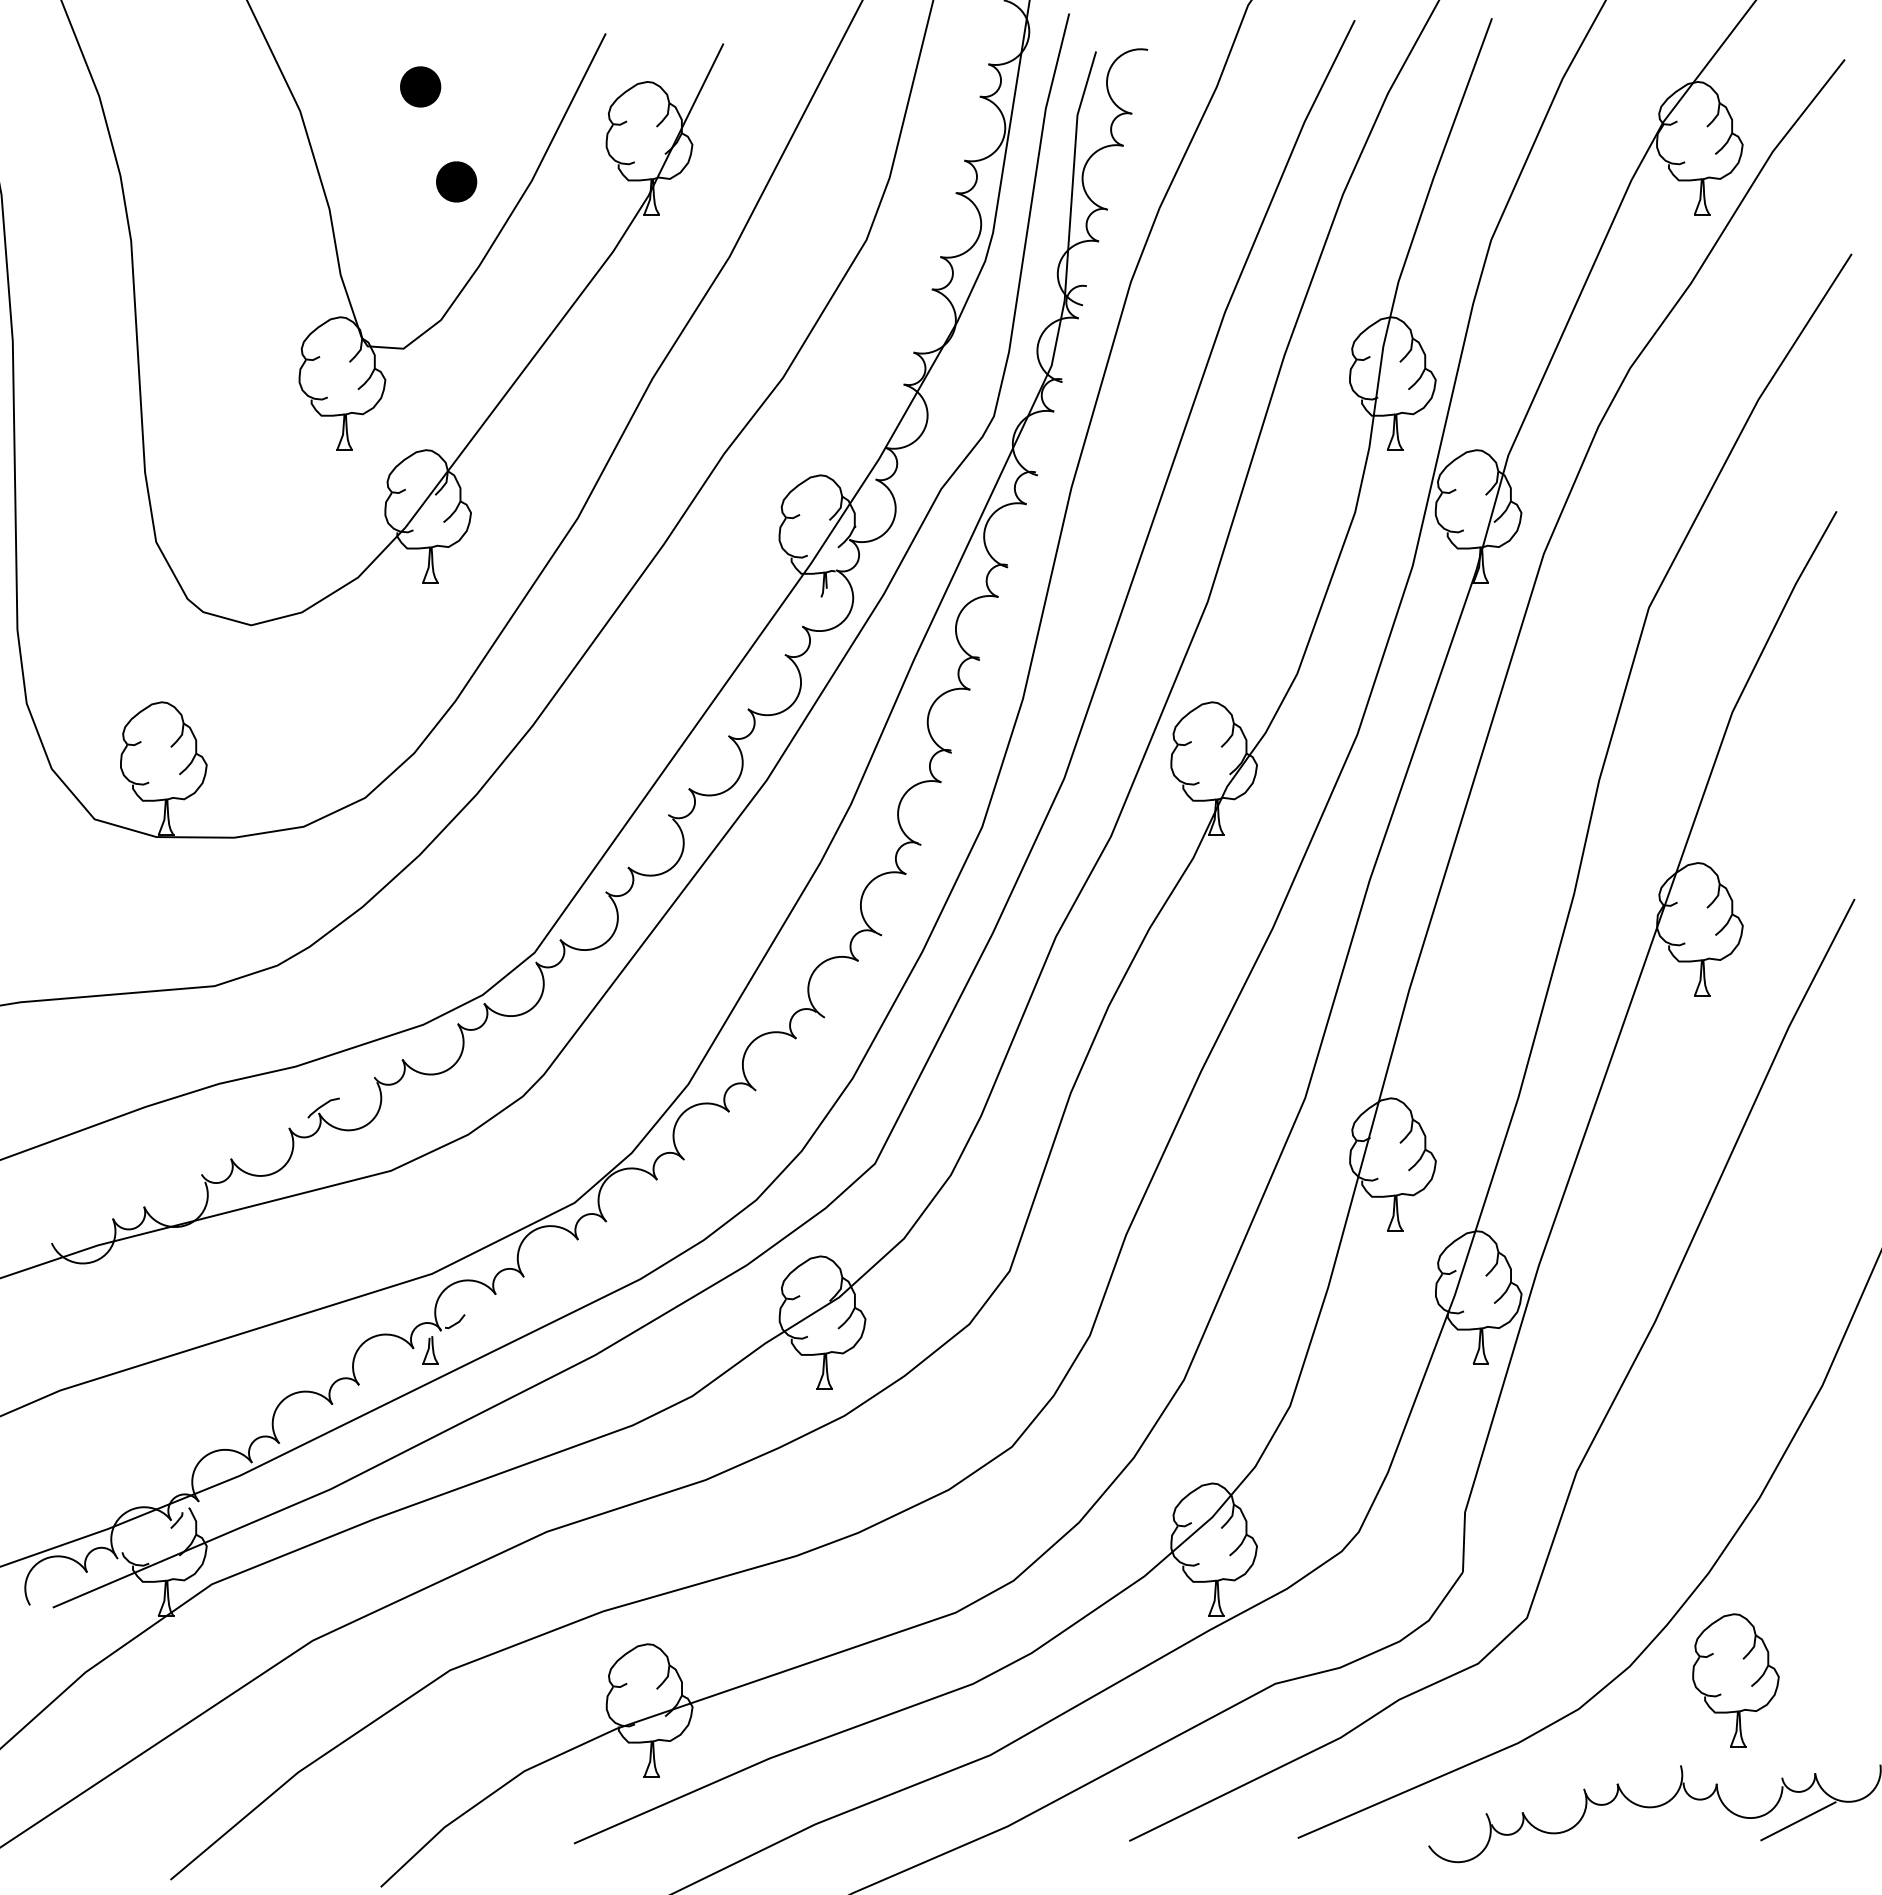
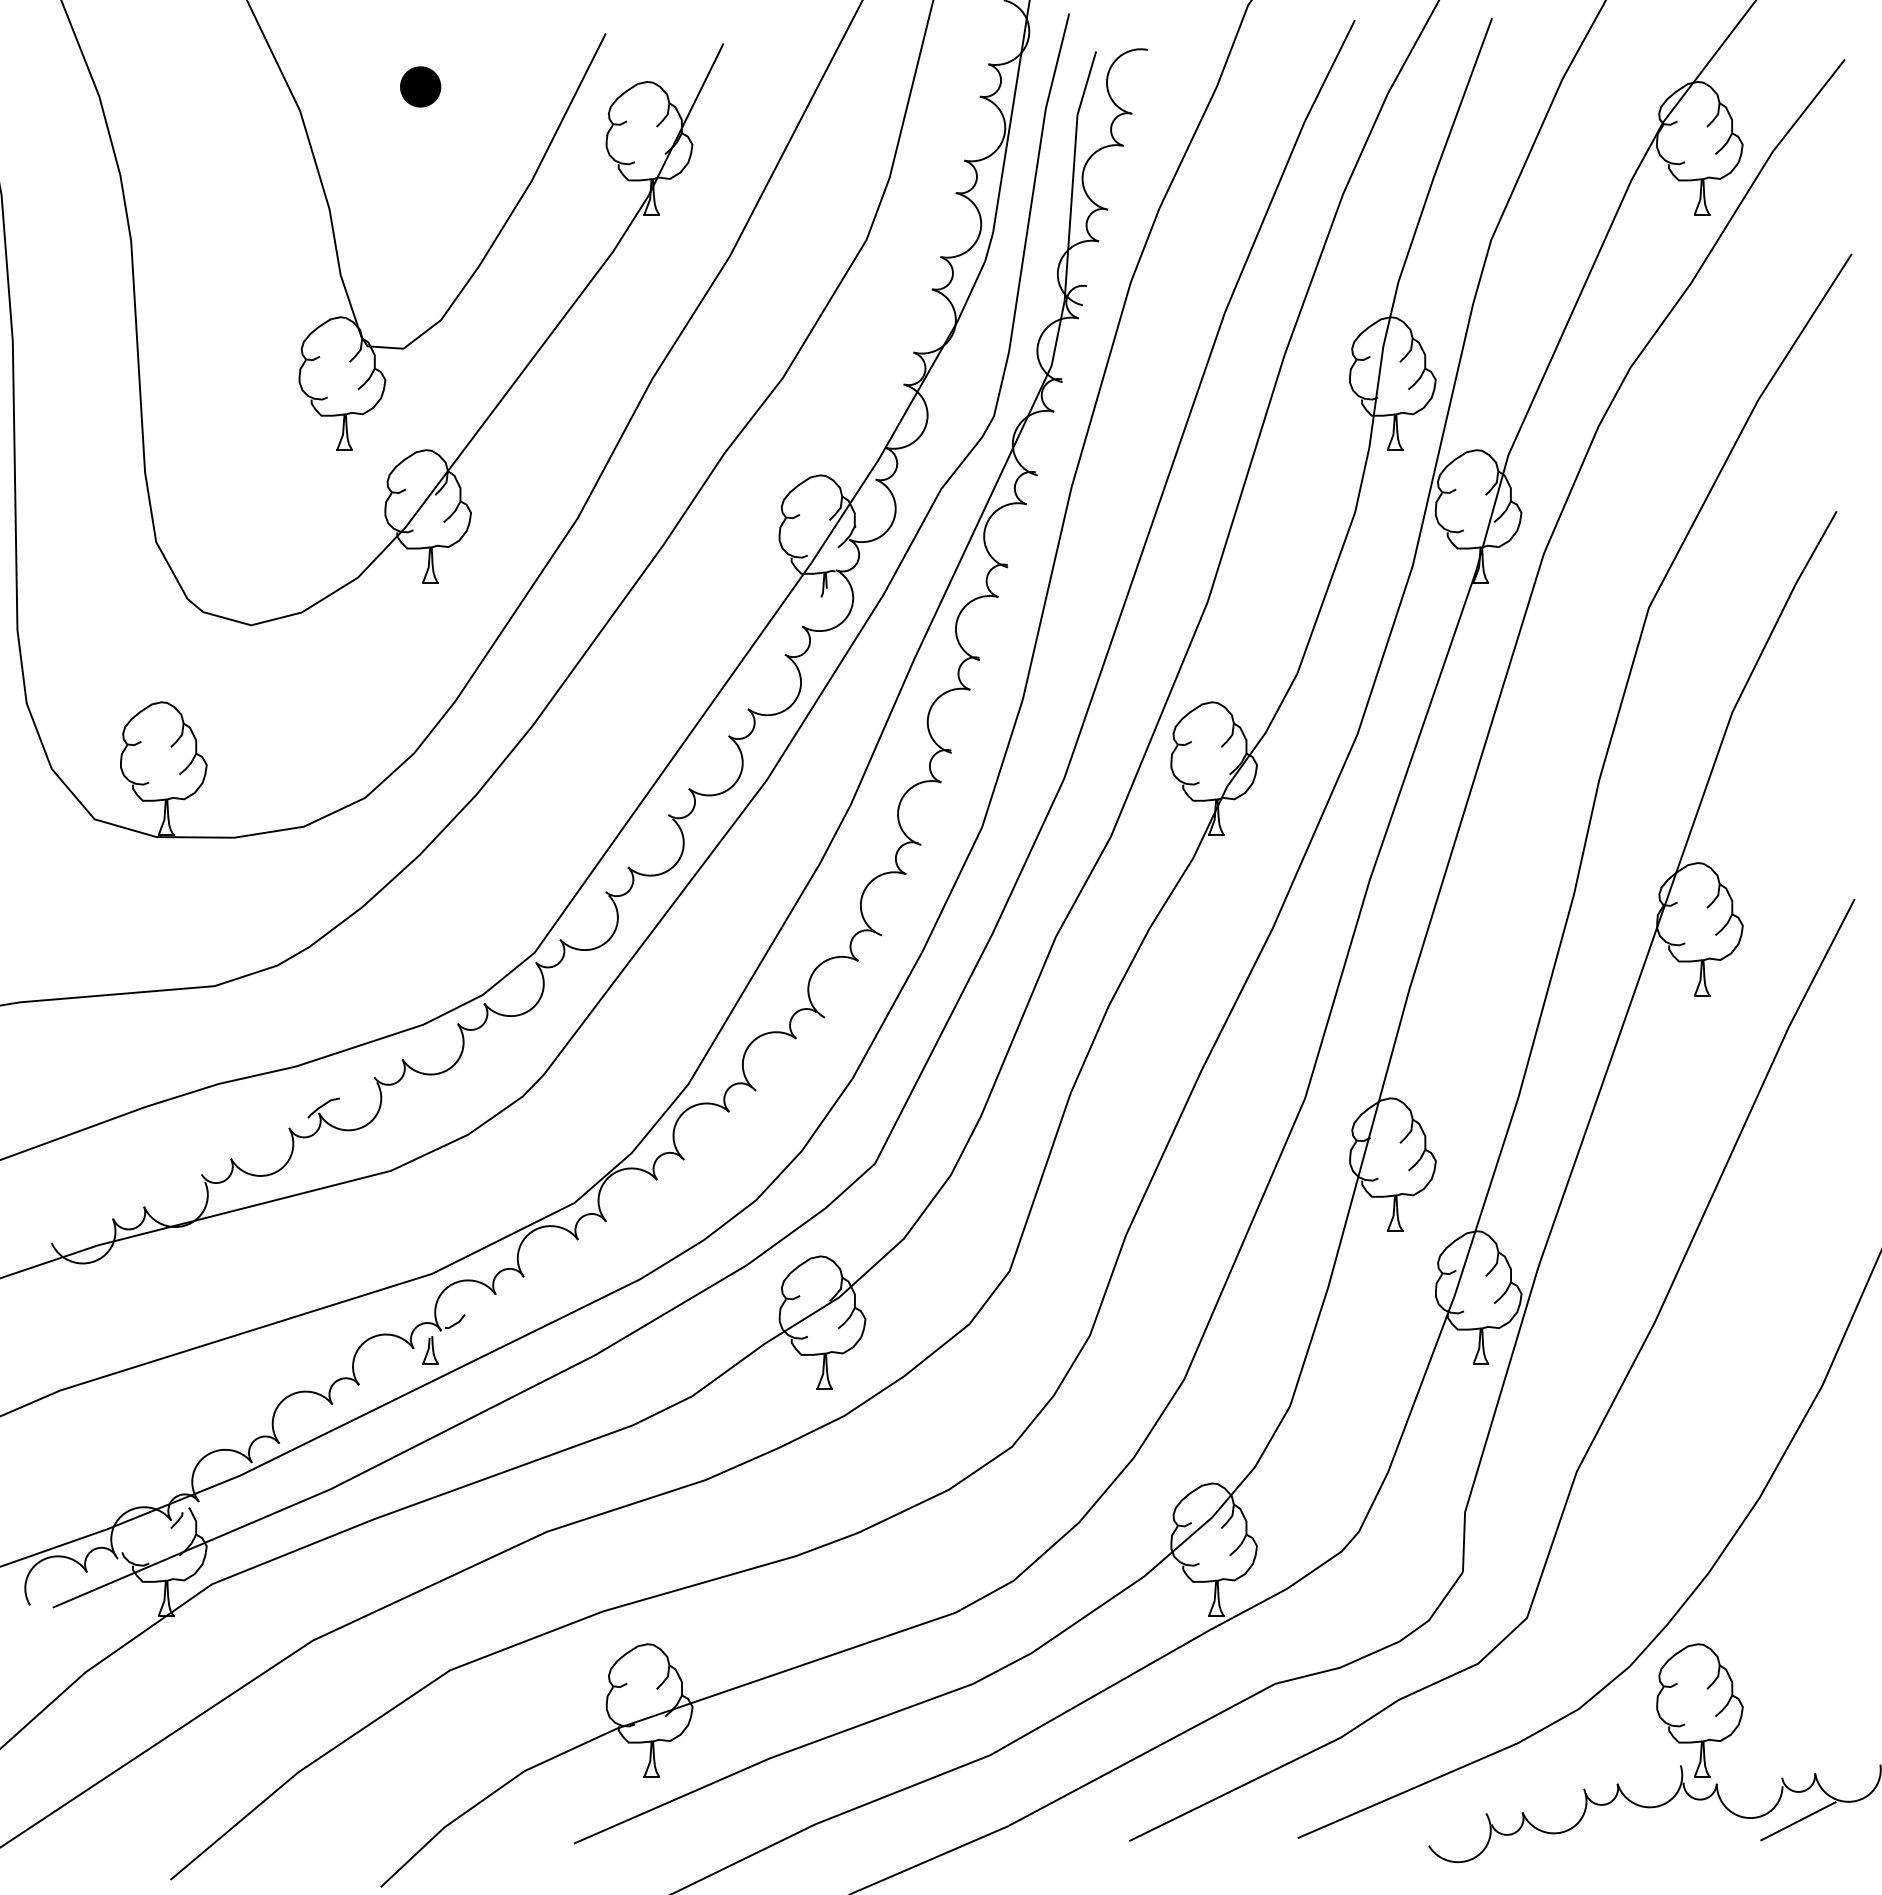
part: present -> none (456, 181)
part position: (1735, 1680) -> (1699, 1710) (1699, 1710)
